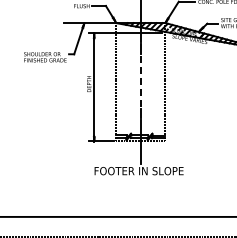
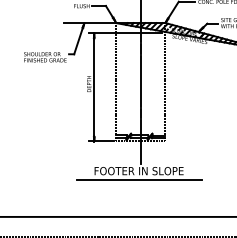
line: dashed -> solid (140, 81)
line: none -> present (139, 180)
